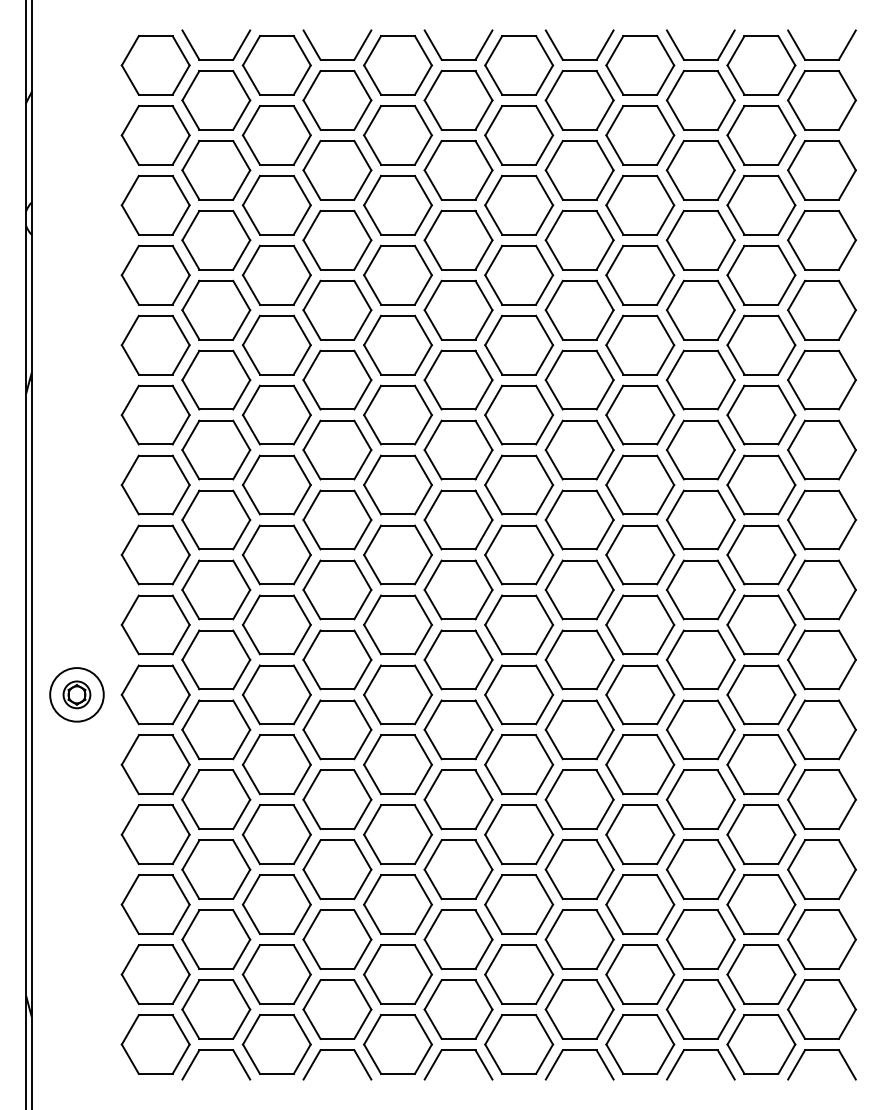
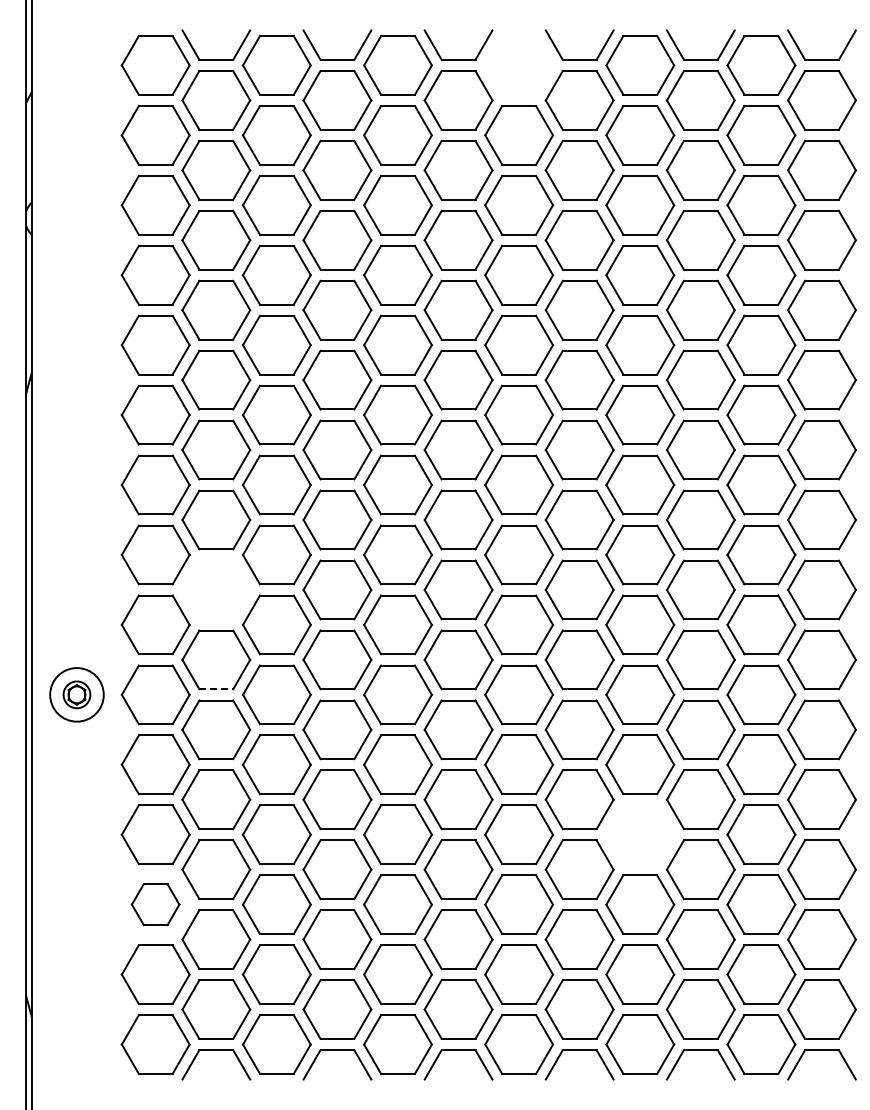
part: present -> none (519, 65)
part: present -> none (216, 589)
line: solid -> dashed (216, 689)
part: present -> none (640, 834)
part size: 71x61 px -> 51x44 px (155, 904)
